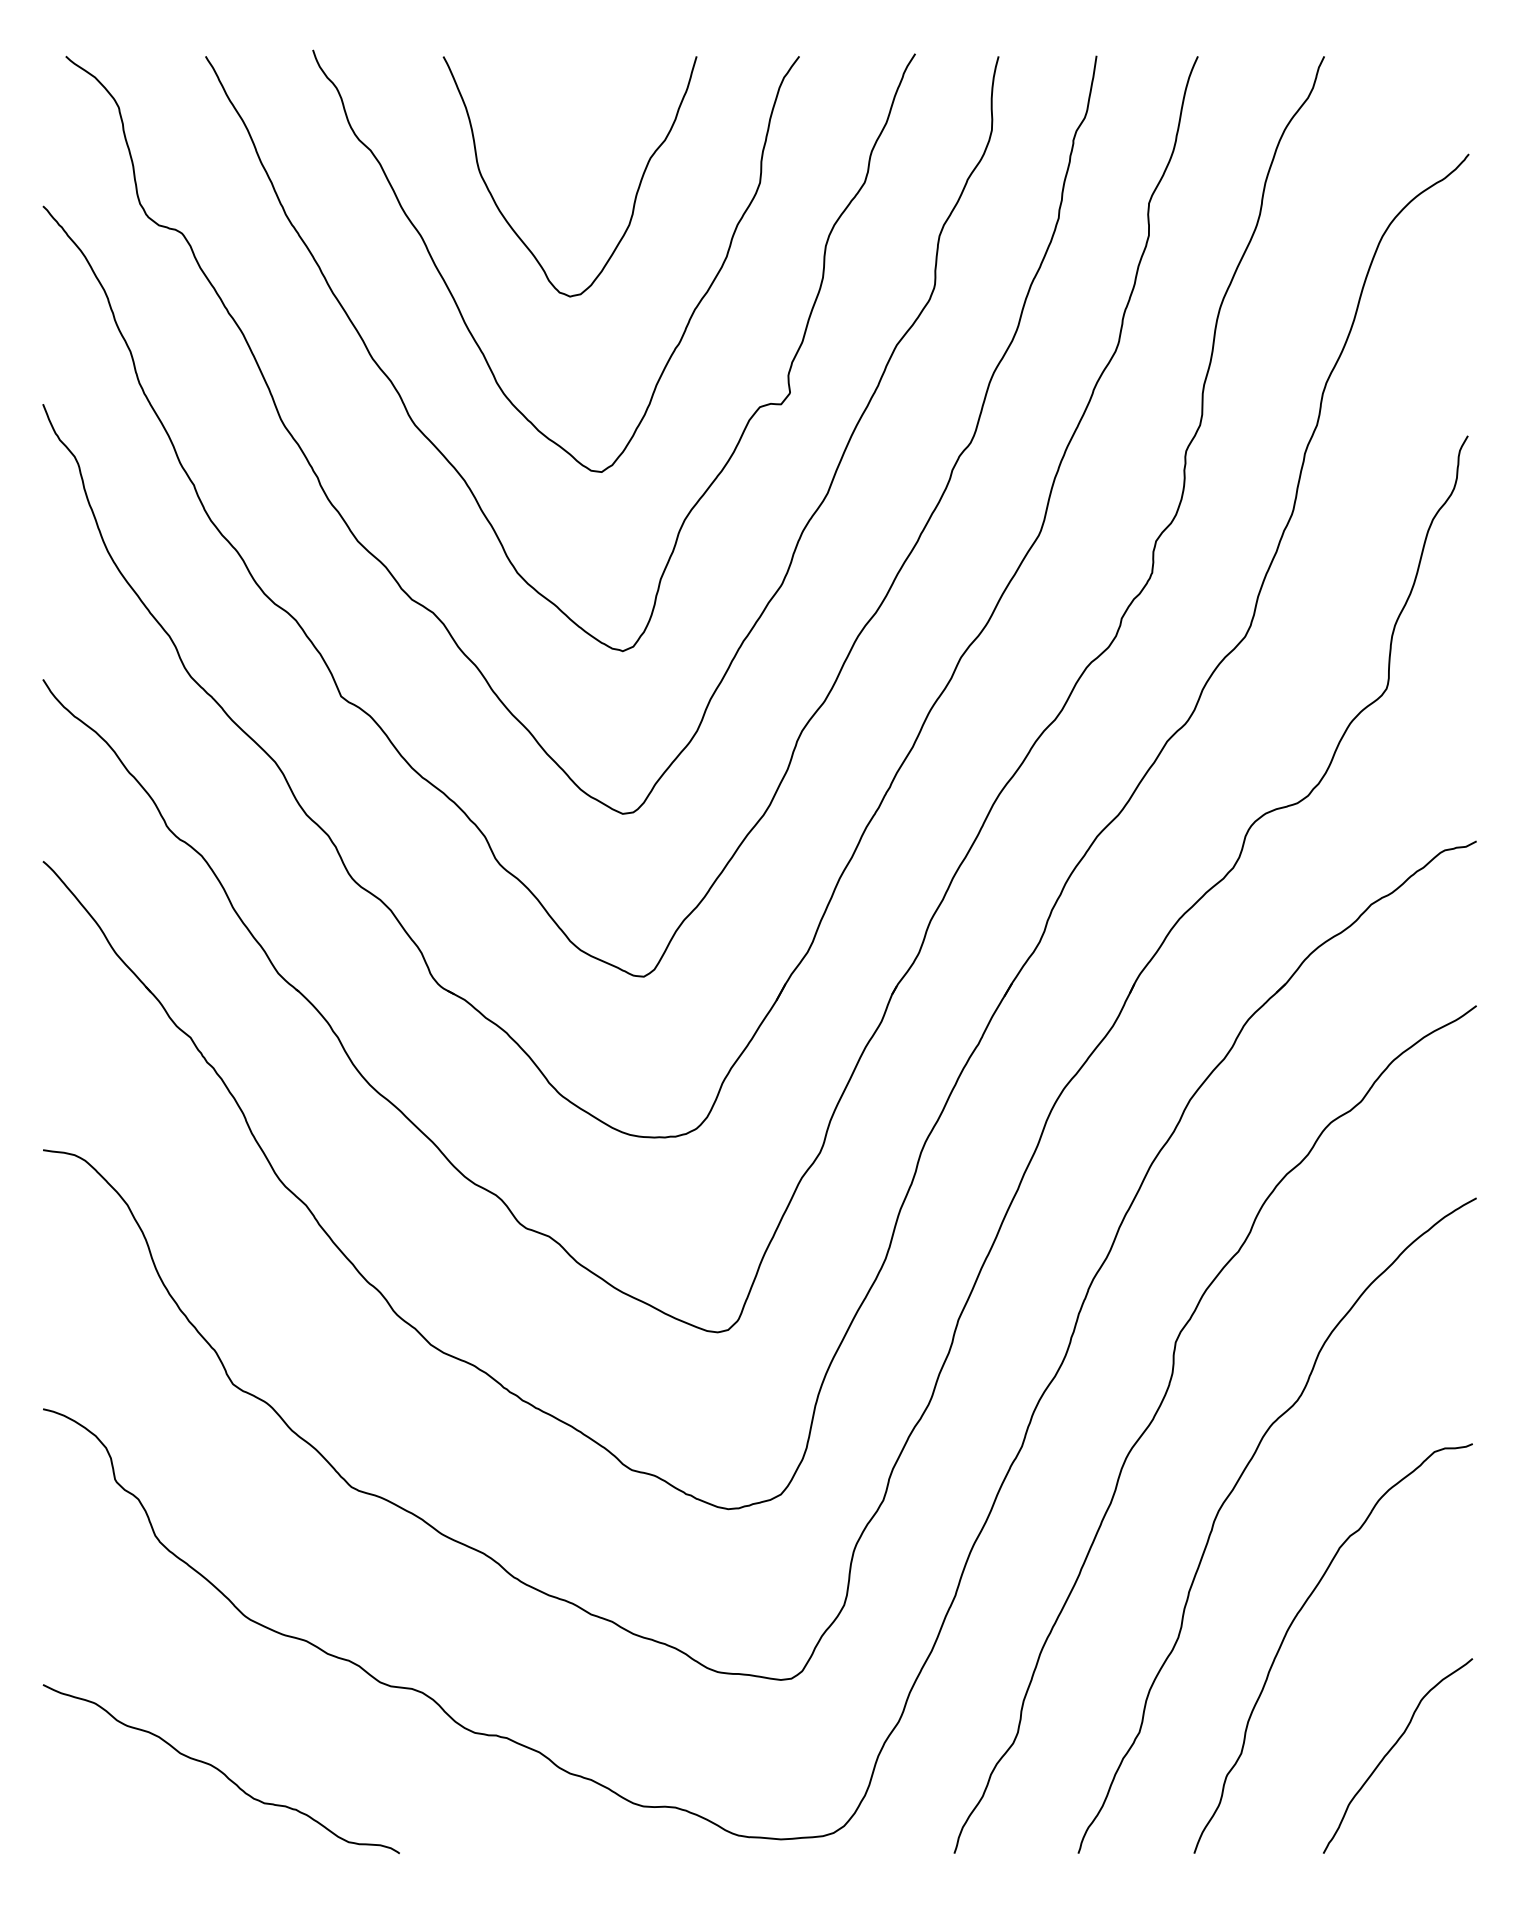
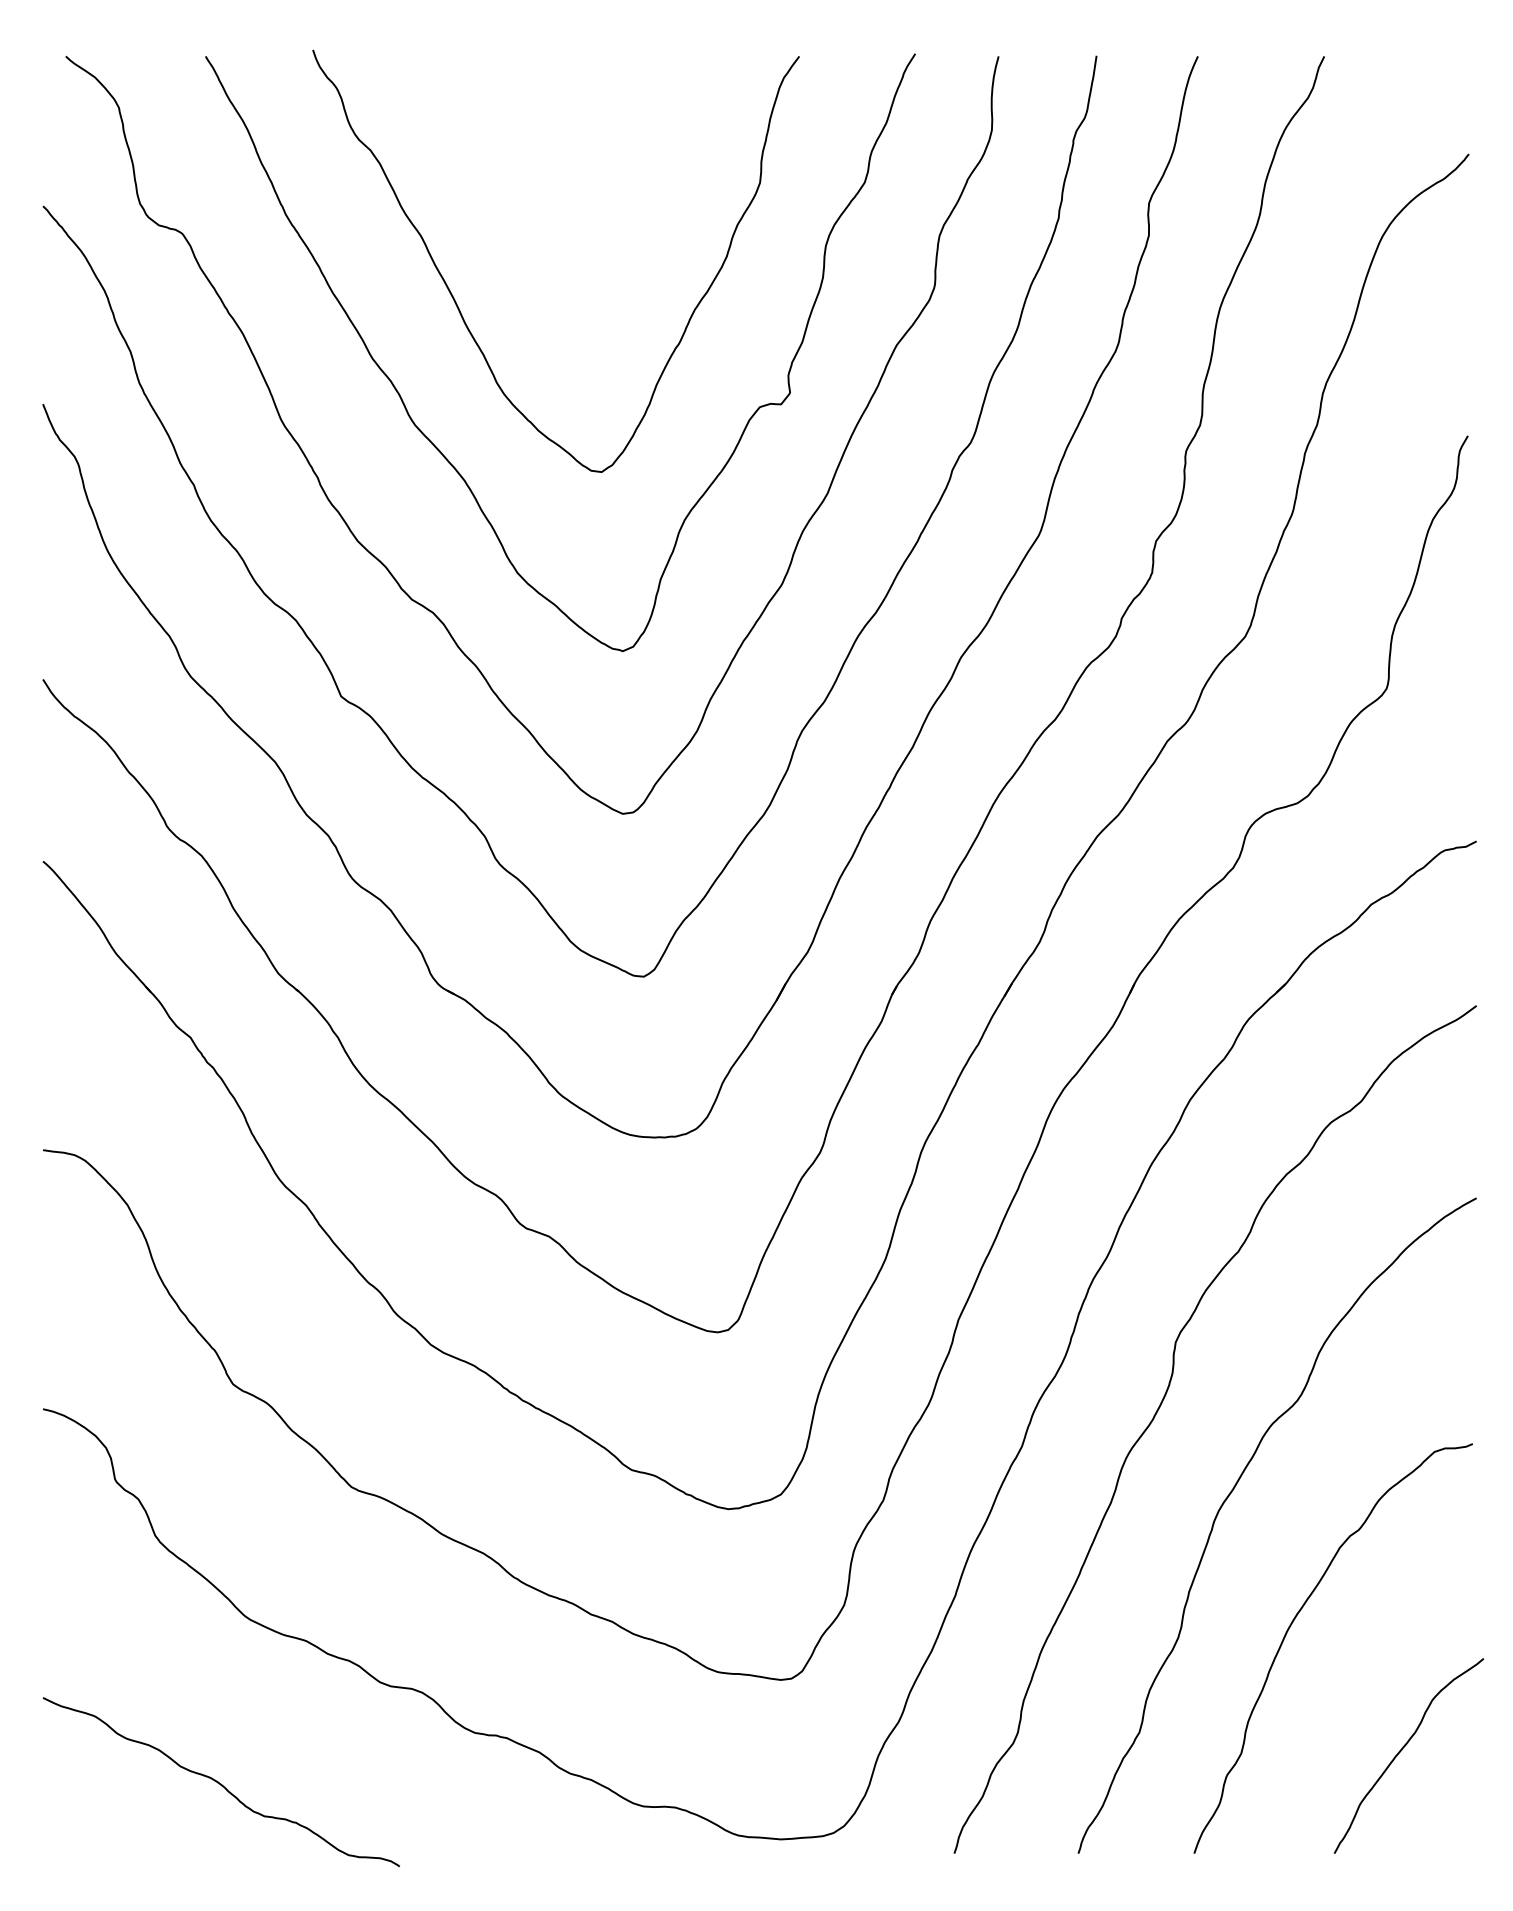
curve: present -> none (635, 194)
curve position: (1391, 1750) -> (1402, 1750) (1402, 1750)
curve position: (219, 1769) -> (219, 1782) (219, 1782)
